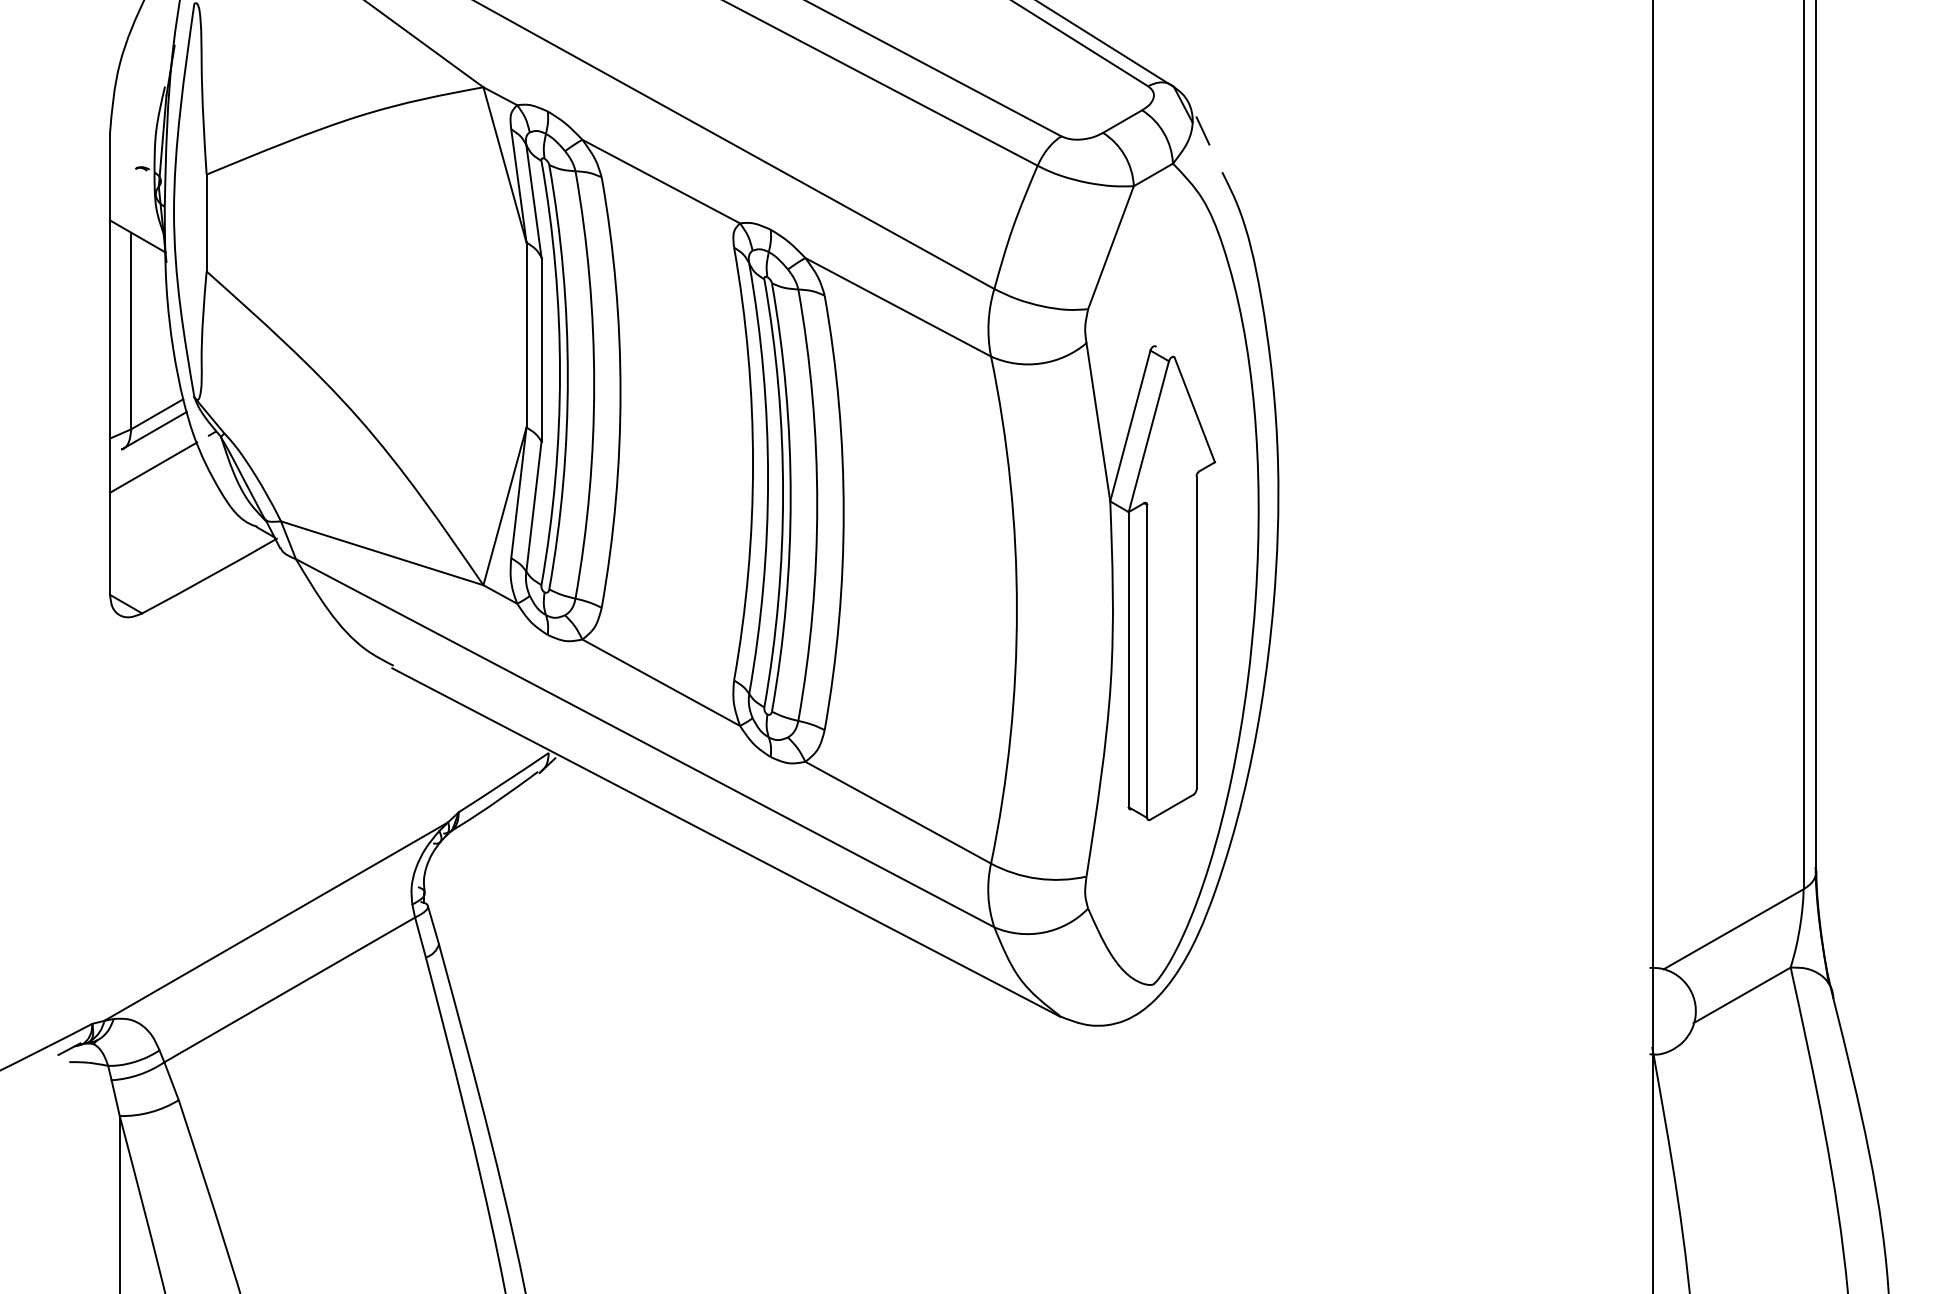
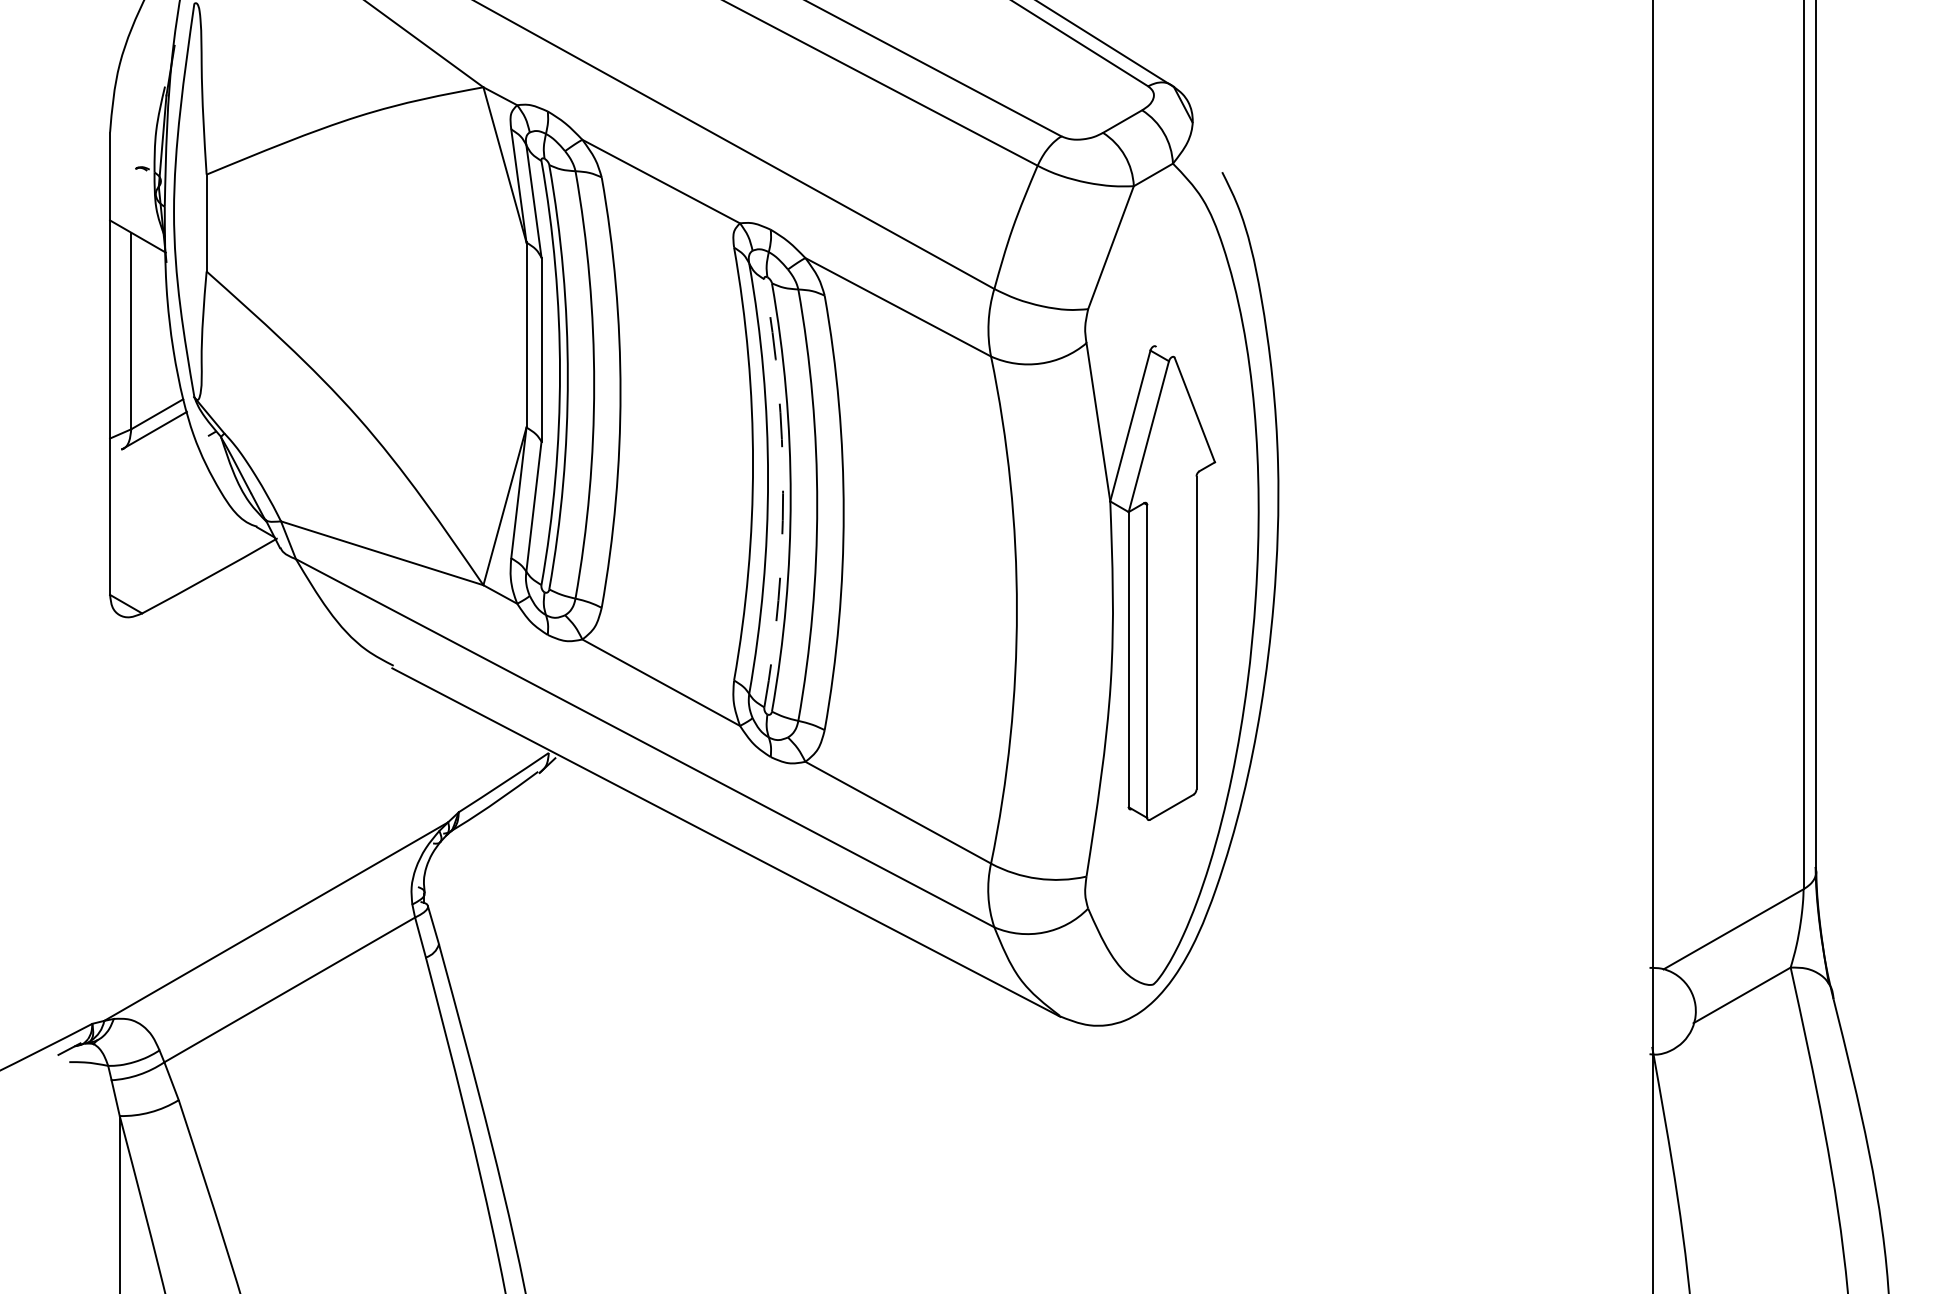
line: present -> none (1202, 130)
line: present -> none (153, 467)
arc: solid -> dashed (783, 493)
